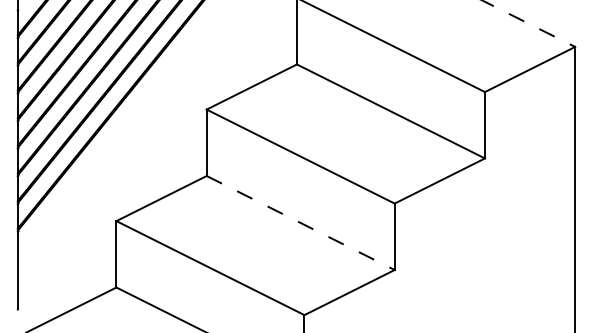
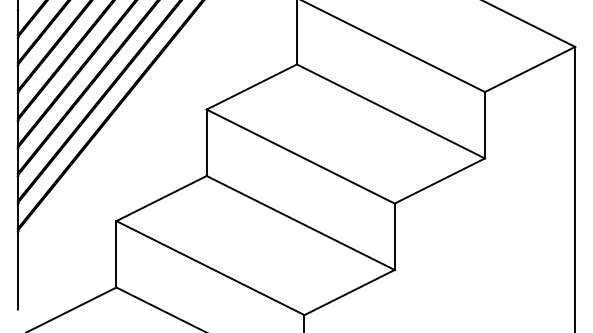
line: dashed -> solid (528, 23)
line: dashed -> solid (301, 223)
